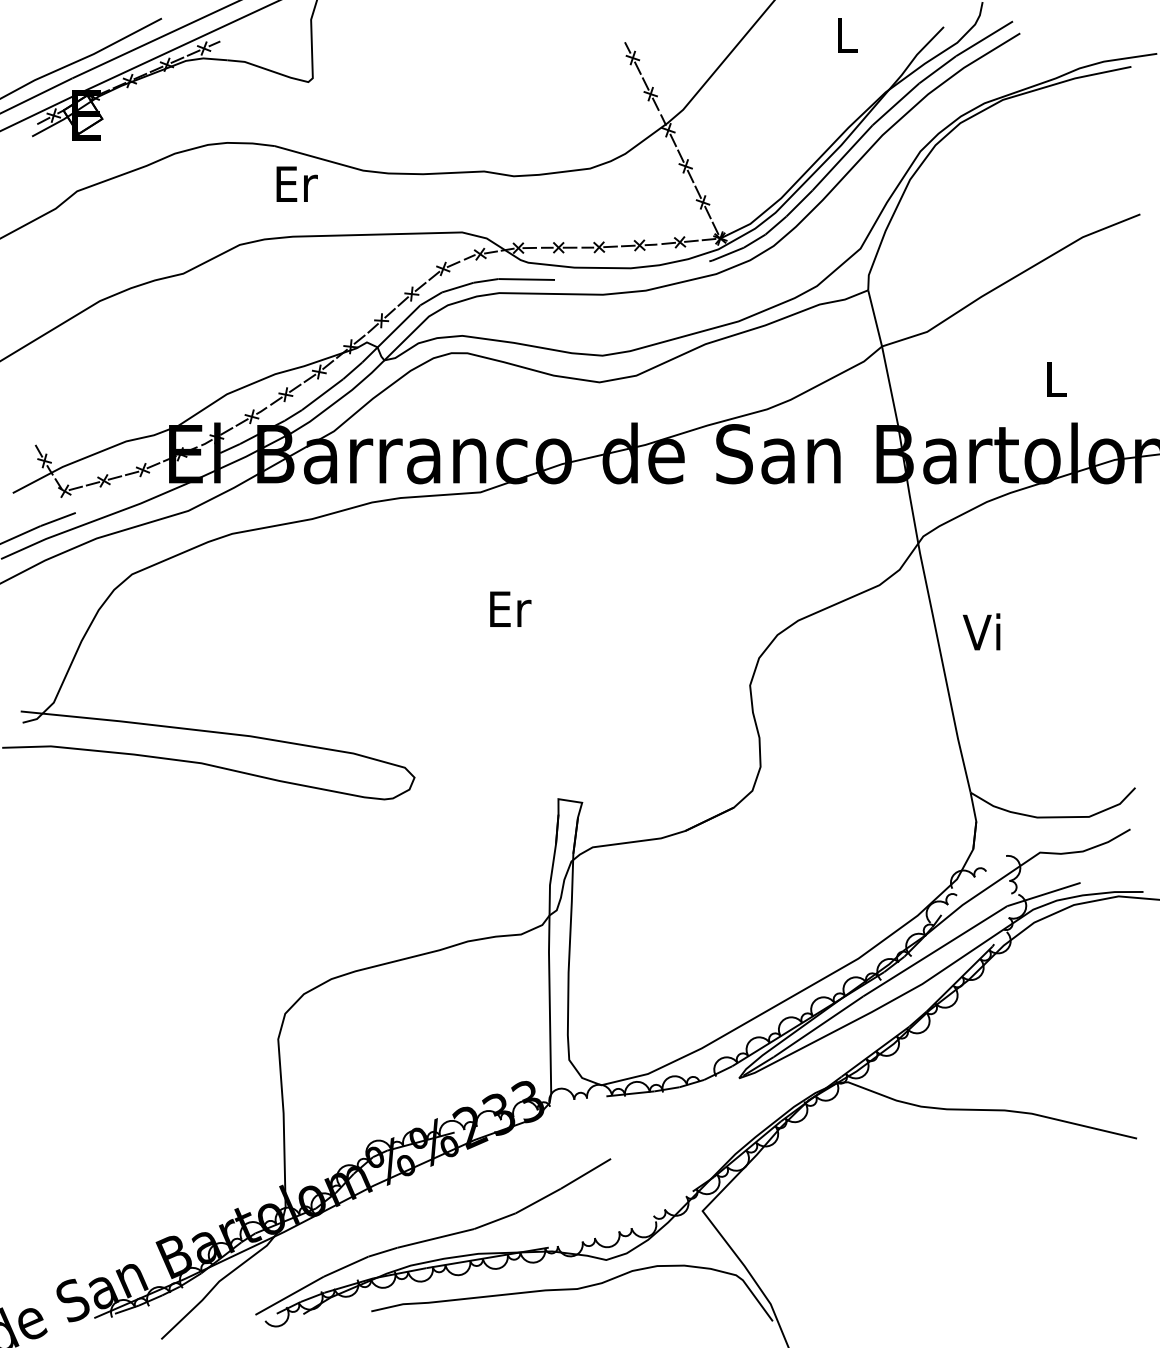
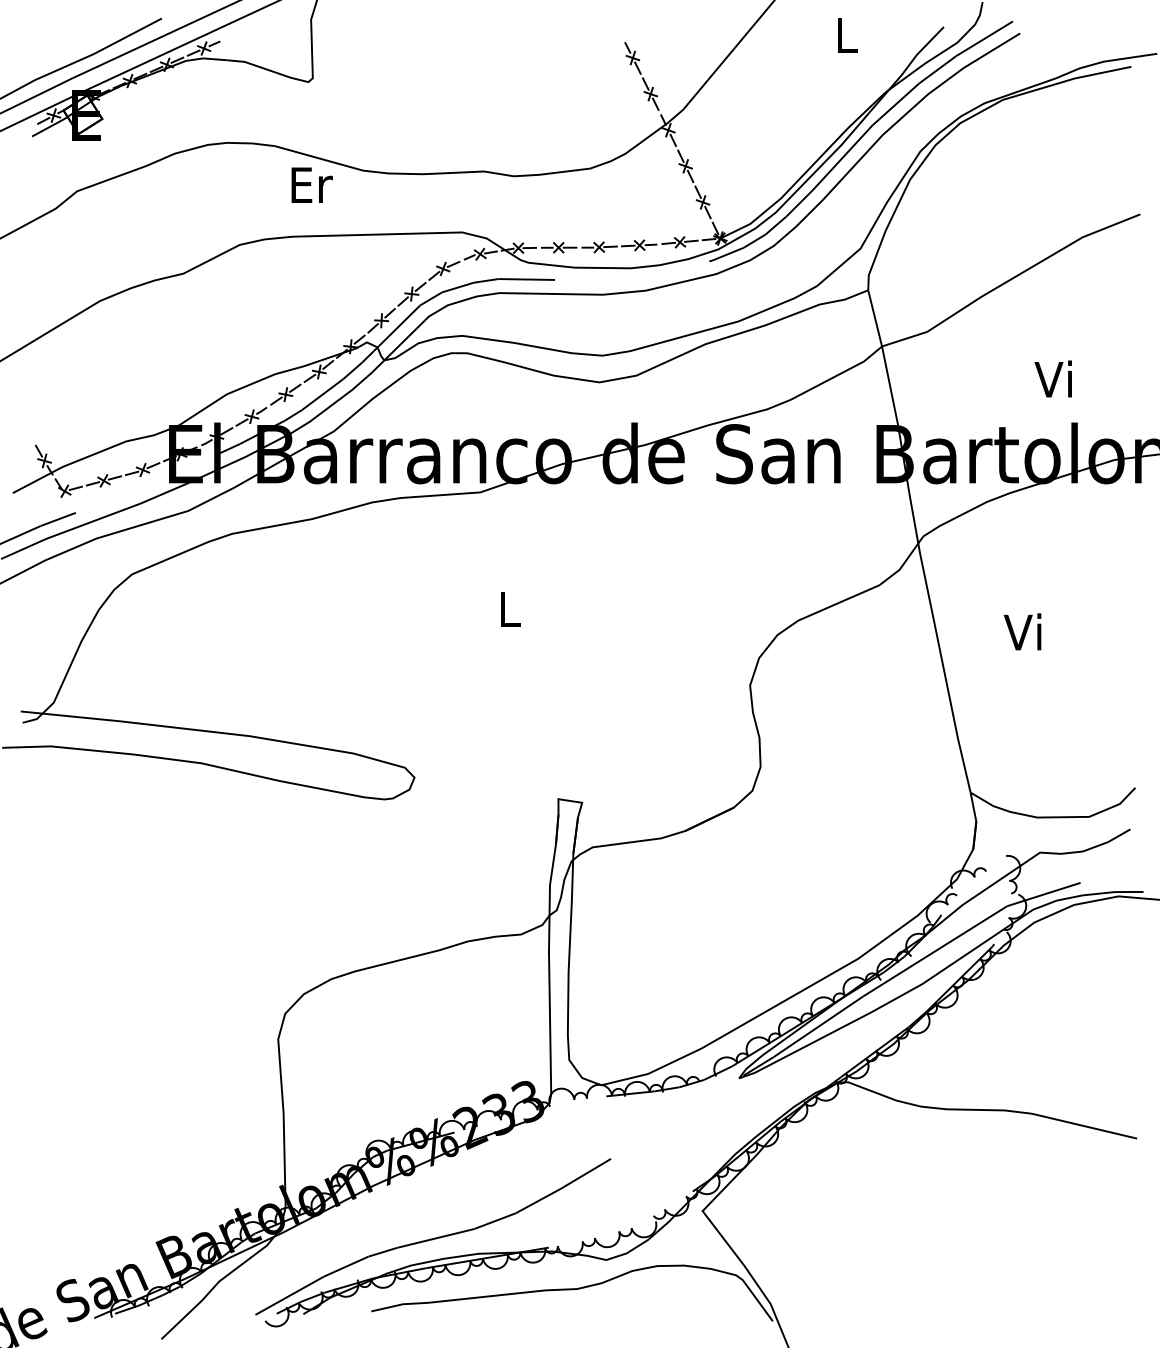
text position: (296, 183) -> (311, 184) (311, 184)
text: L -> Vi (1052, 378)
text: Er -> L (510, 608)
text position: (981, 631) -> (1022, 631) (1022, 631)
